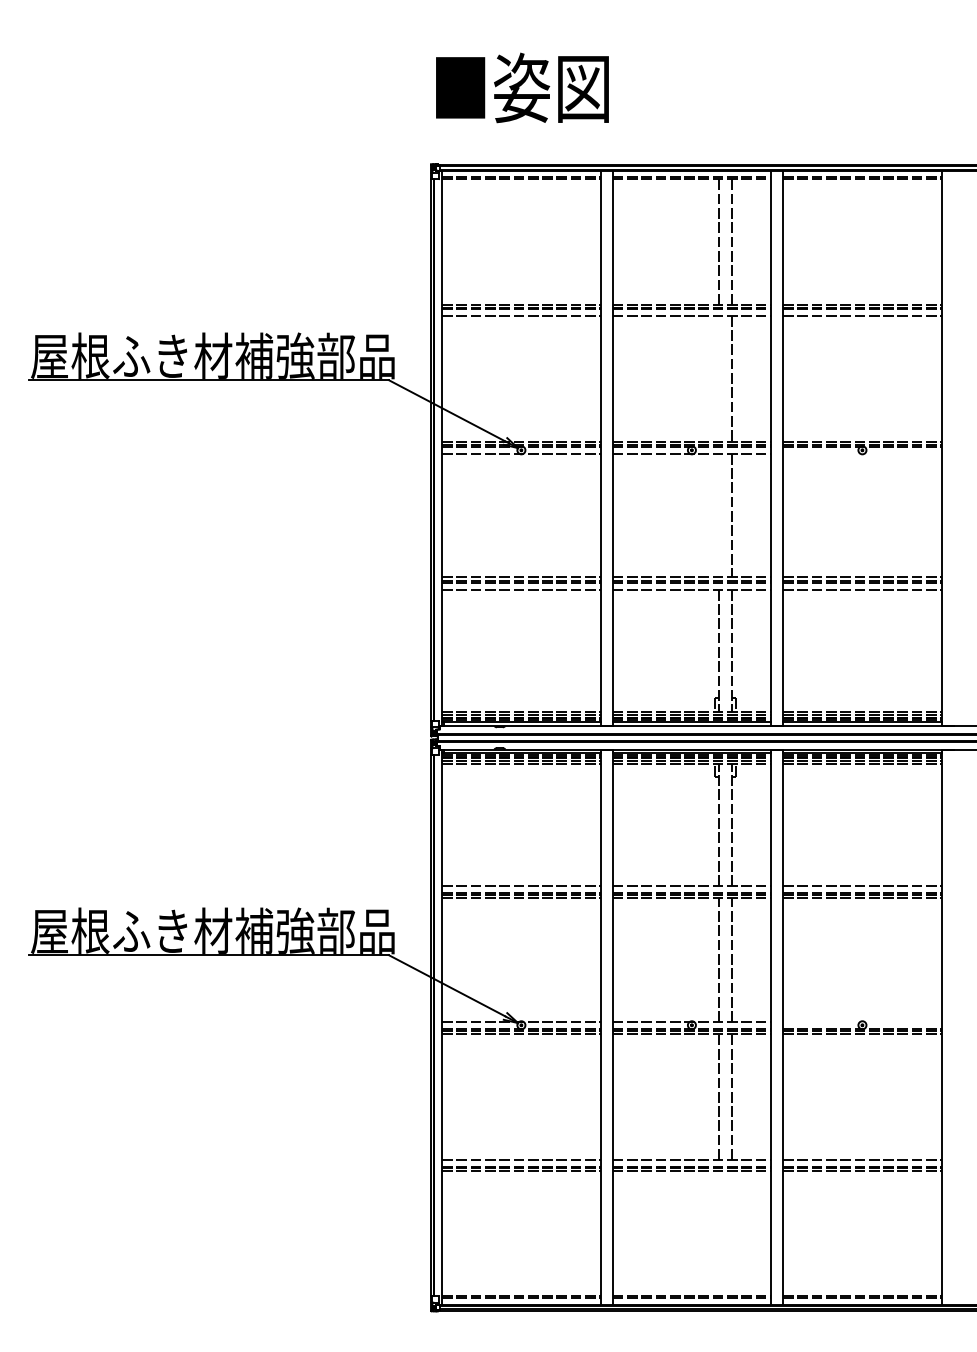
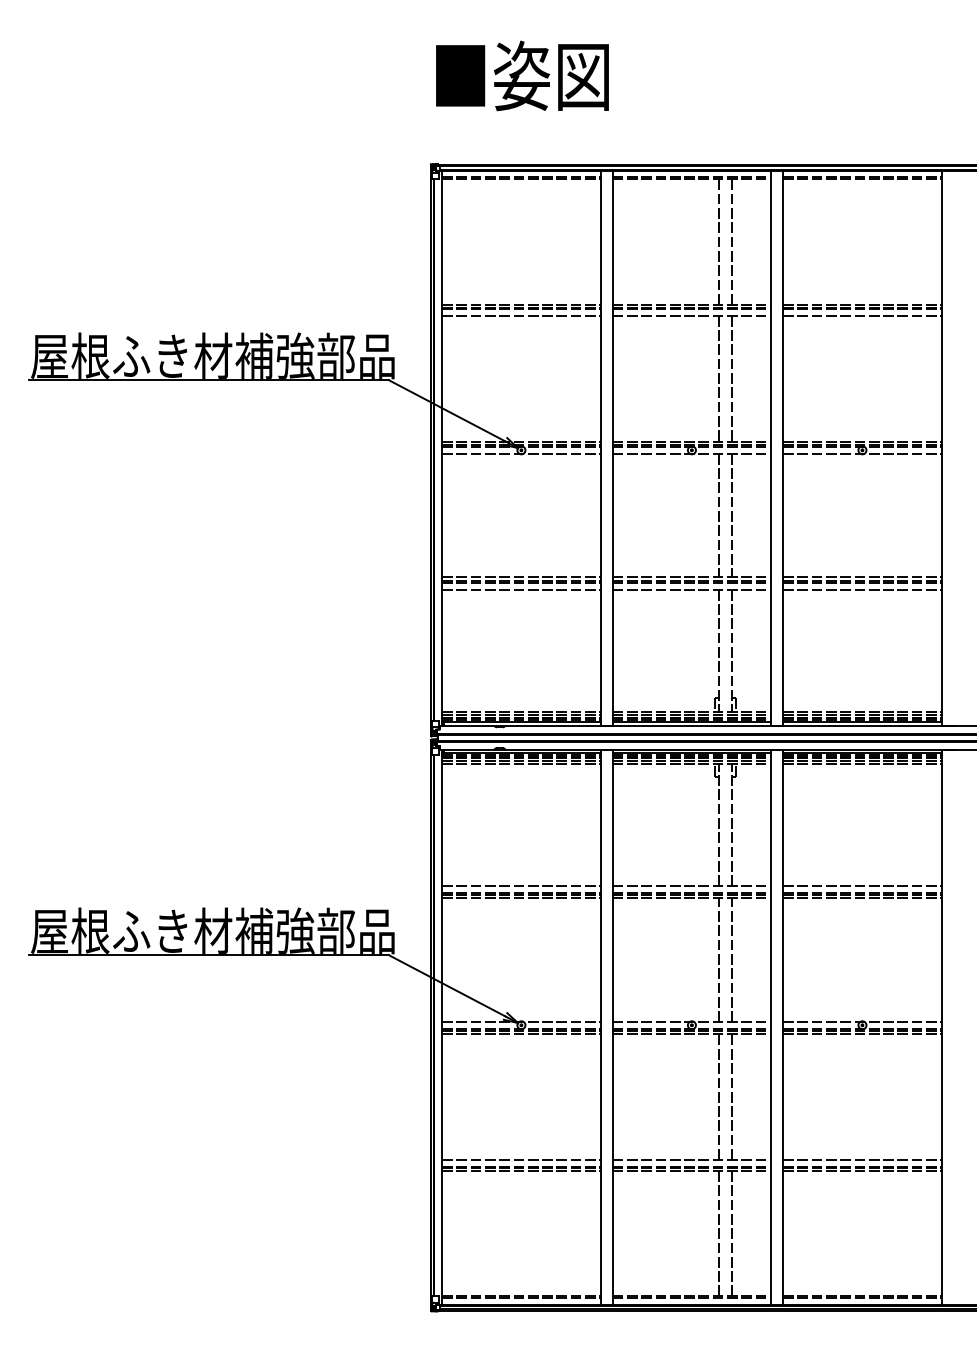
text position: (522, 87) -> (522, 75) (522, 75)
line: none -> present (718, 378)
line: none -> present (862, 453)
line: none -> present (718, 515)
line: none -> present (862, 1021)
line: none -> present (718, 1233)
line: none -> present (731, 1233)
